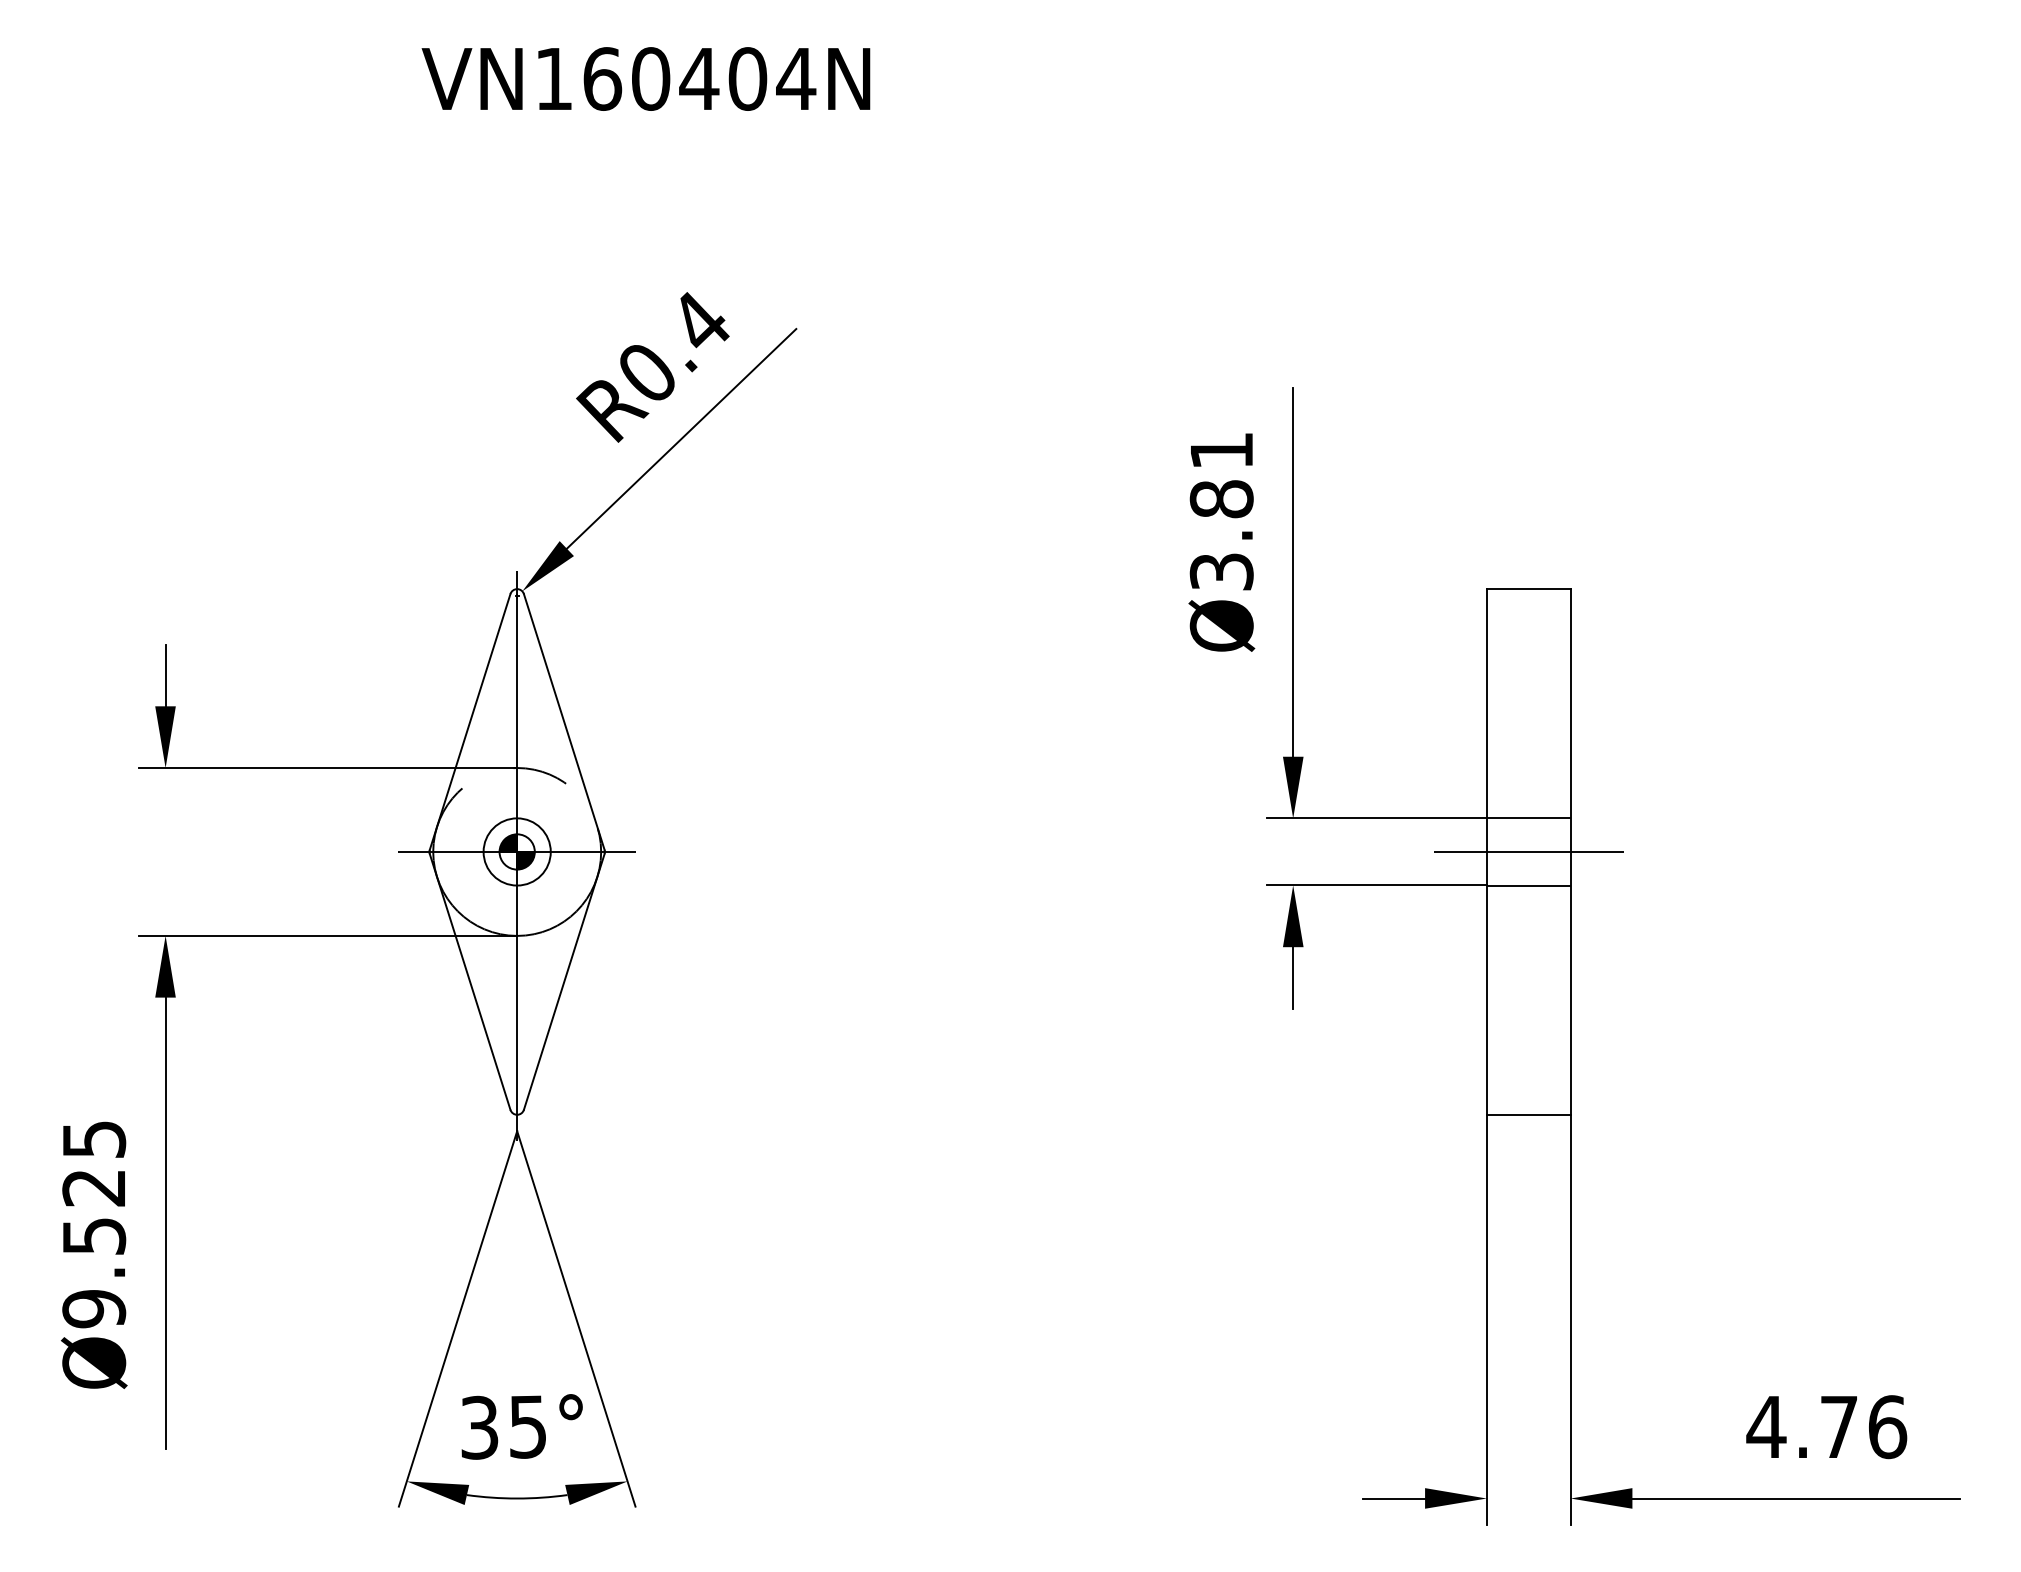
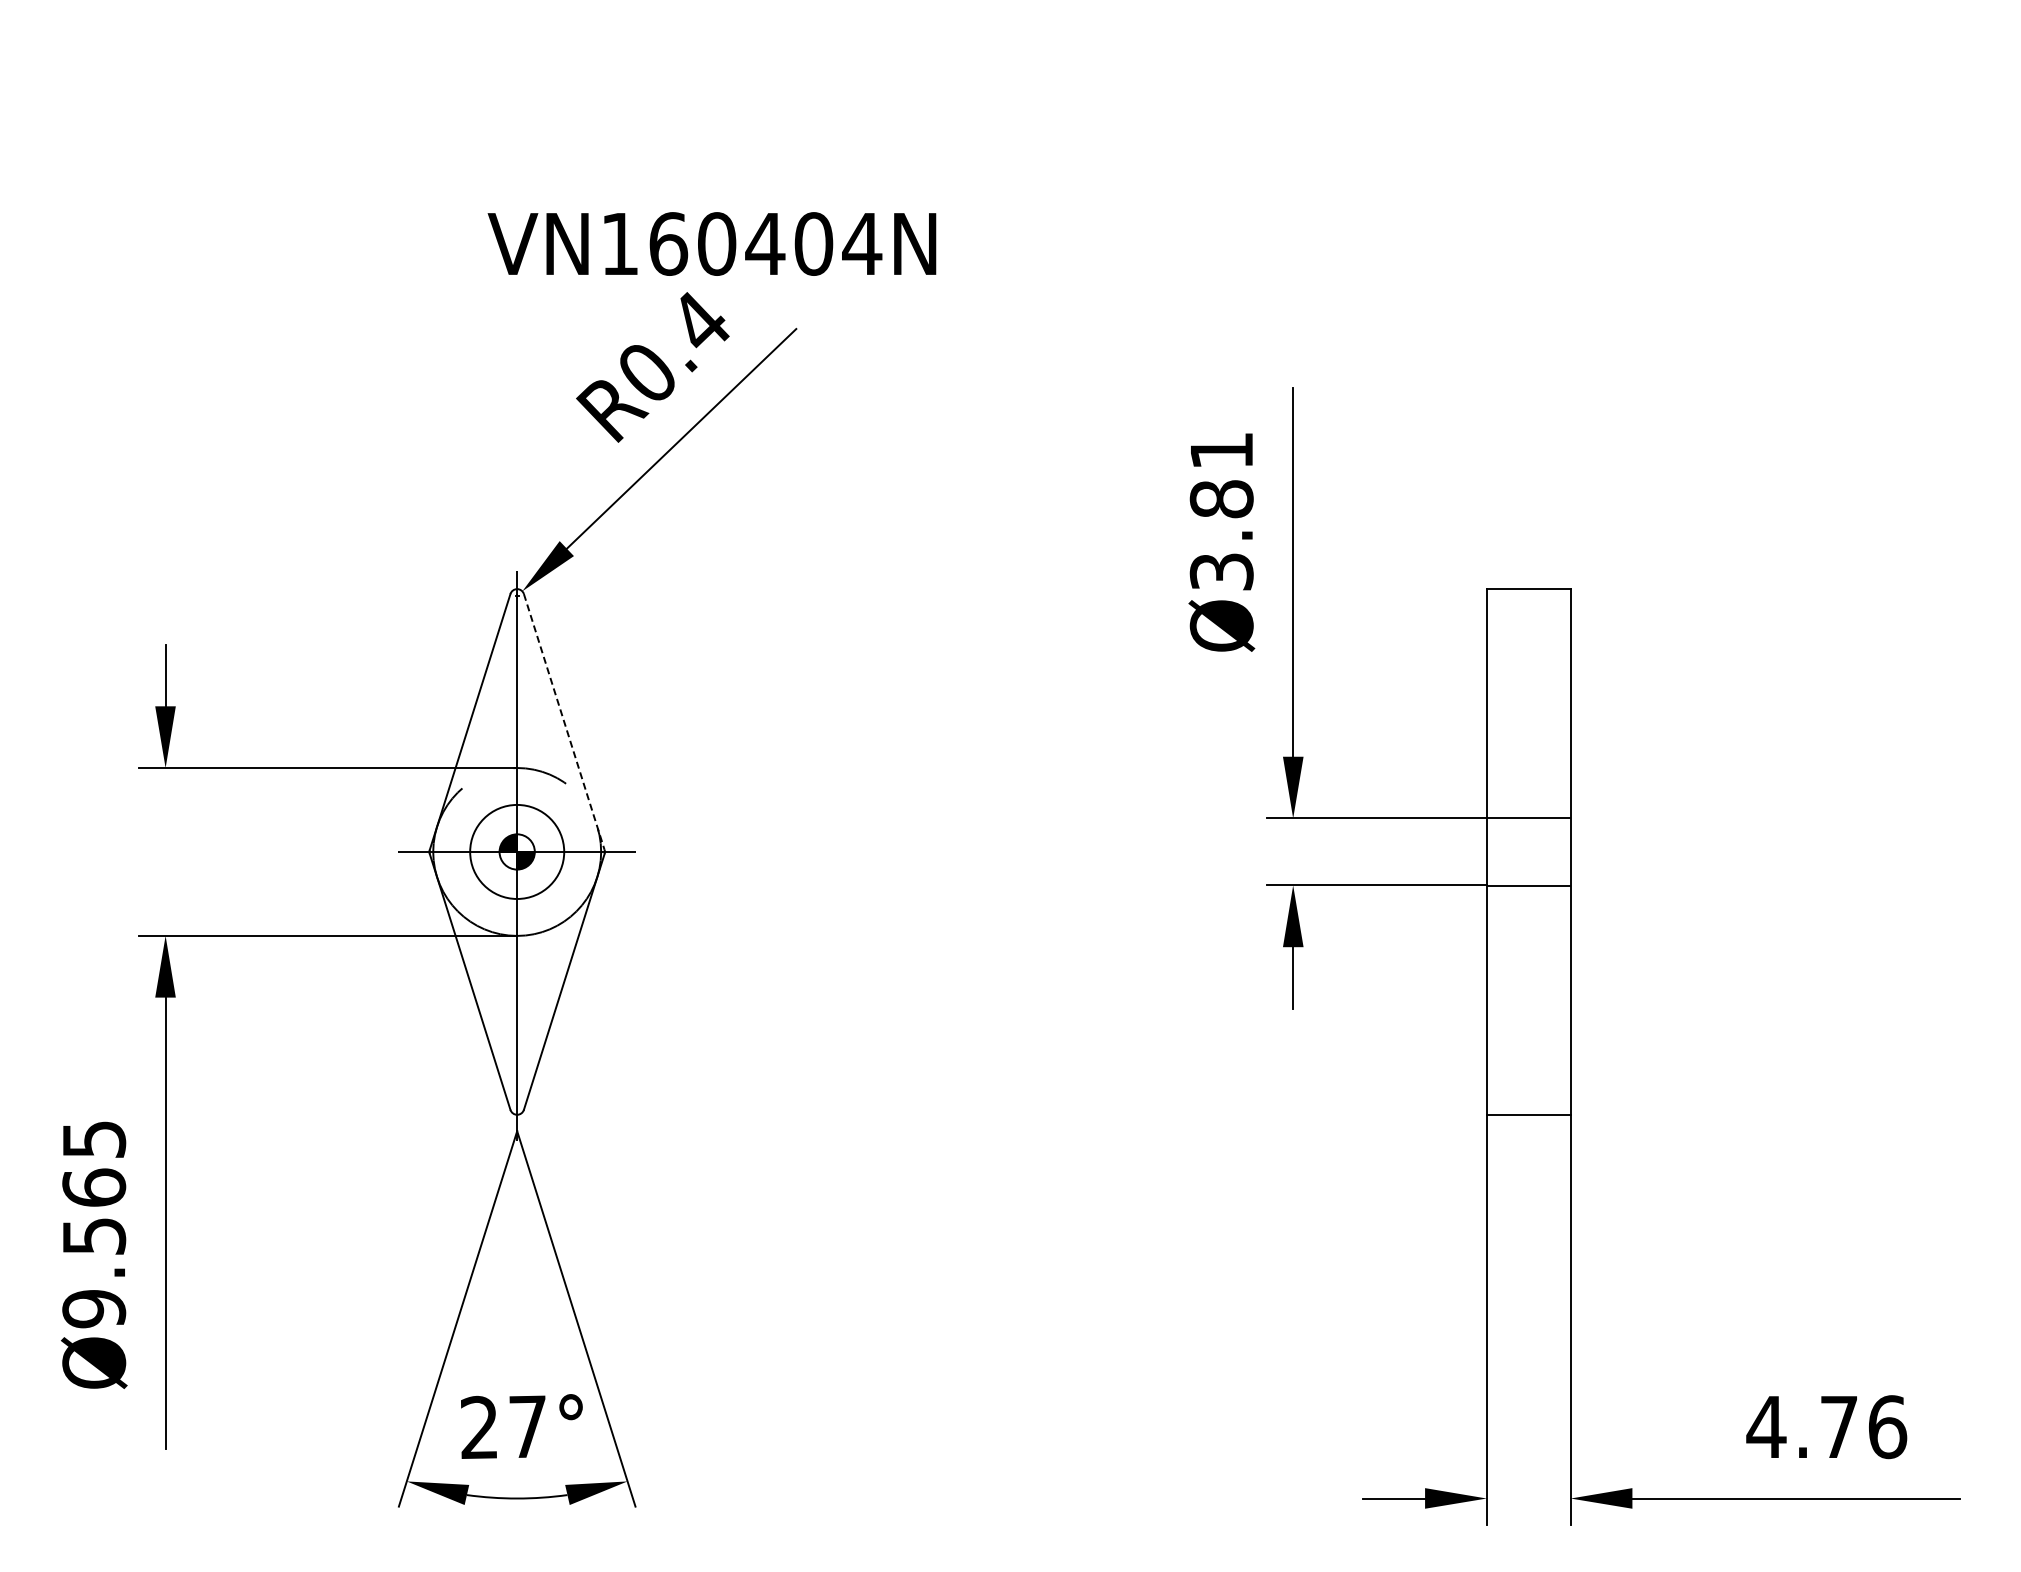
text position: (645, 78) -> (711, 243) (711, 243)
line: solid -> dashed (564, 722)
circle diameter: 67 px -> 94 px (517, 851)
line: present -> none (1528, 851)
text: Ø9.525 -> Ø9.565 (94, 1187)
text: 35° -> 27° (503, 1427)
